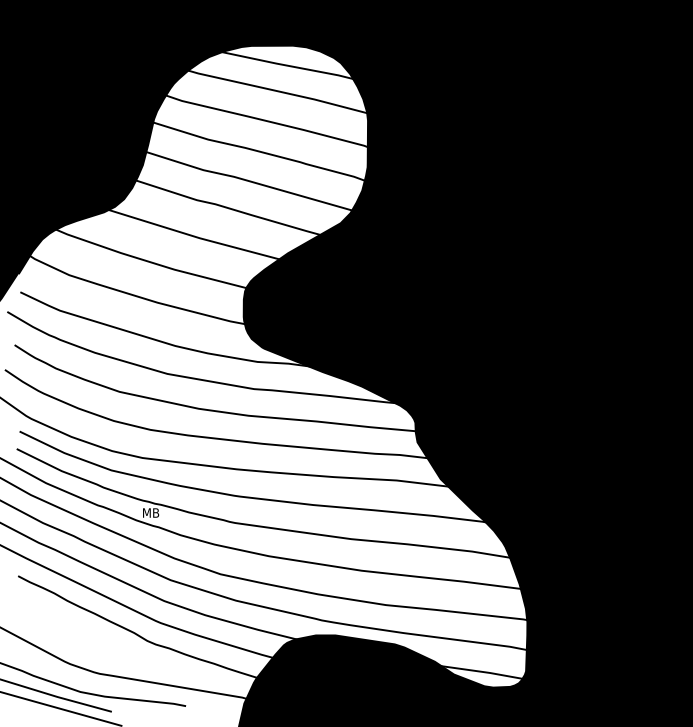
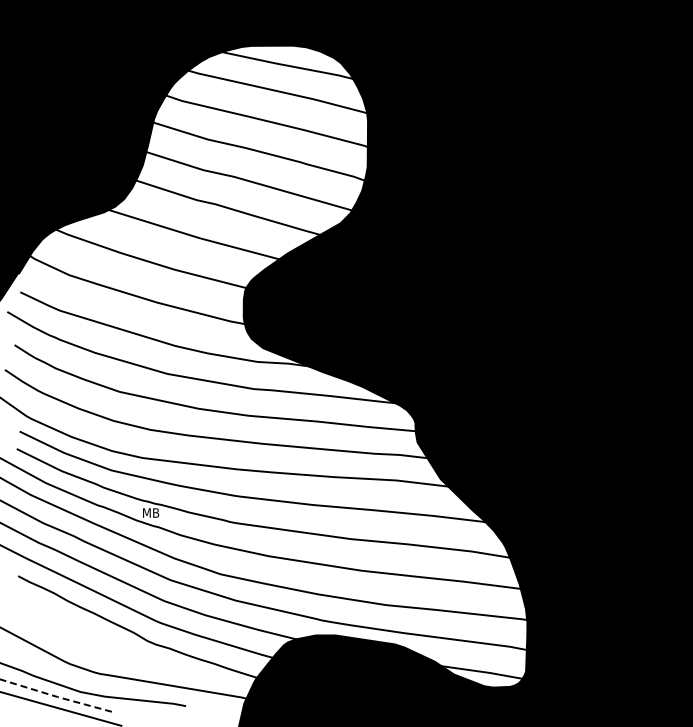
line: solid -> dashed (56, 696)
